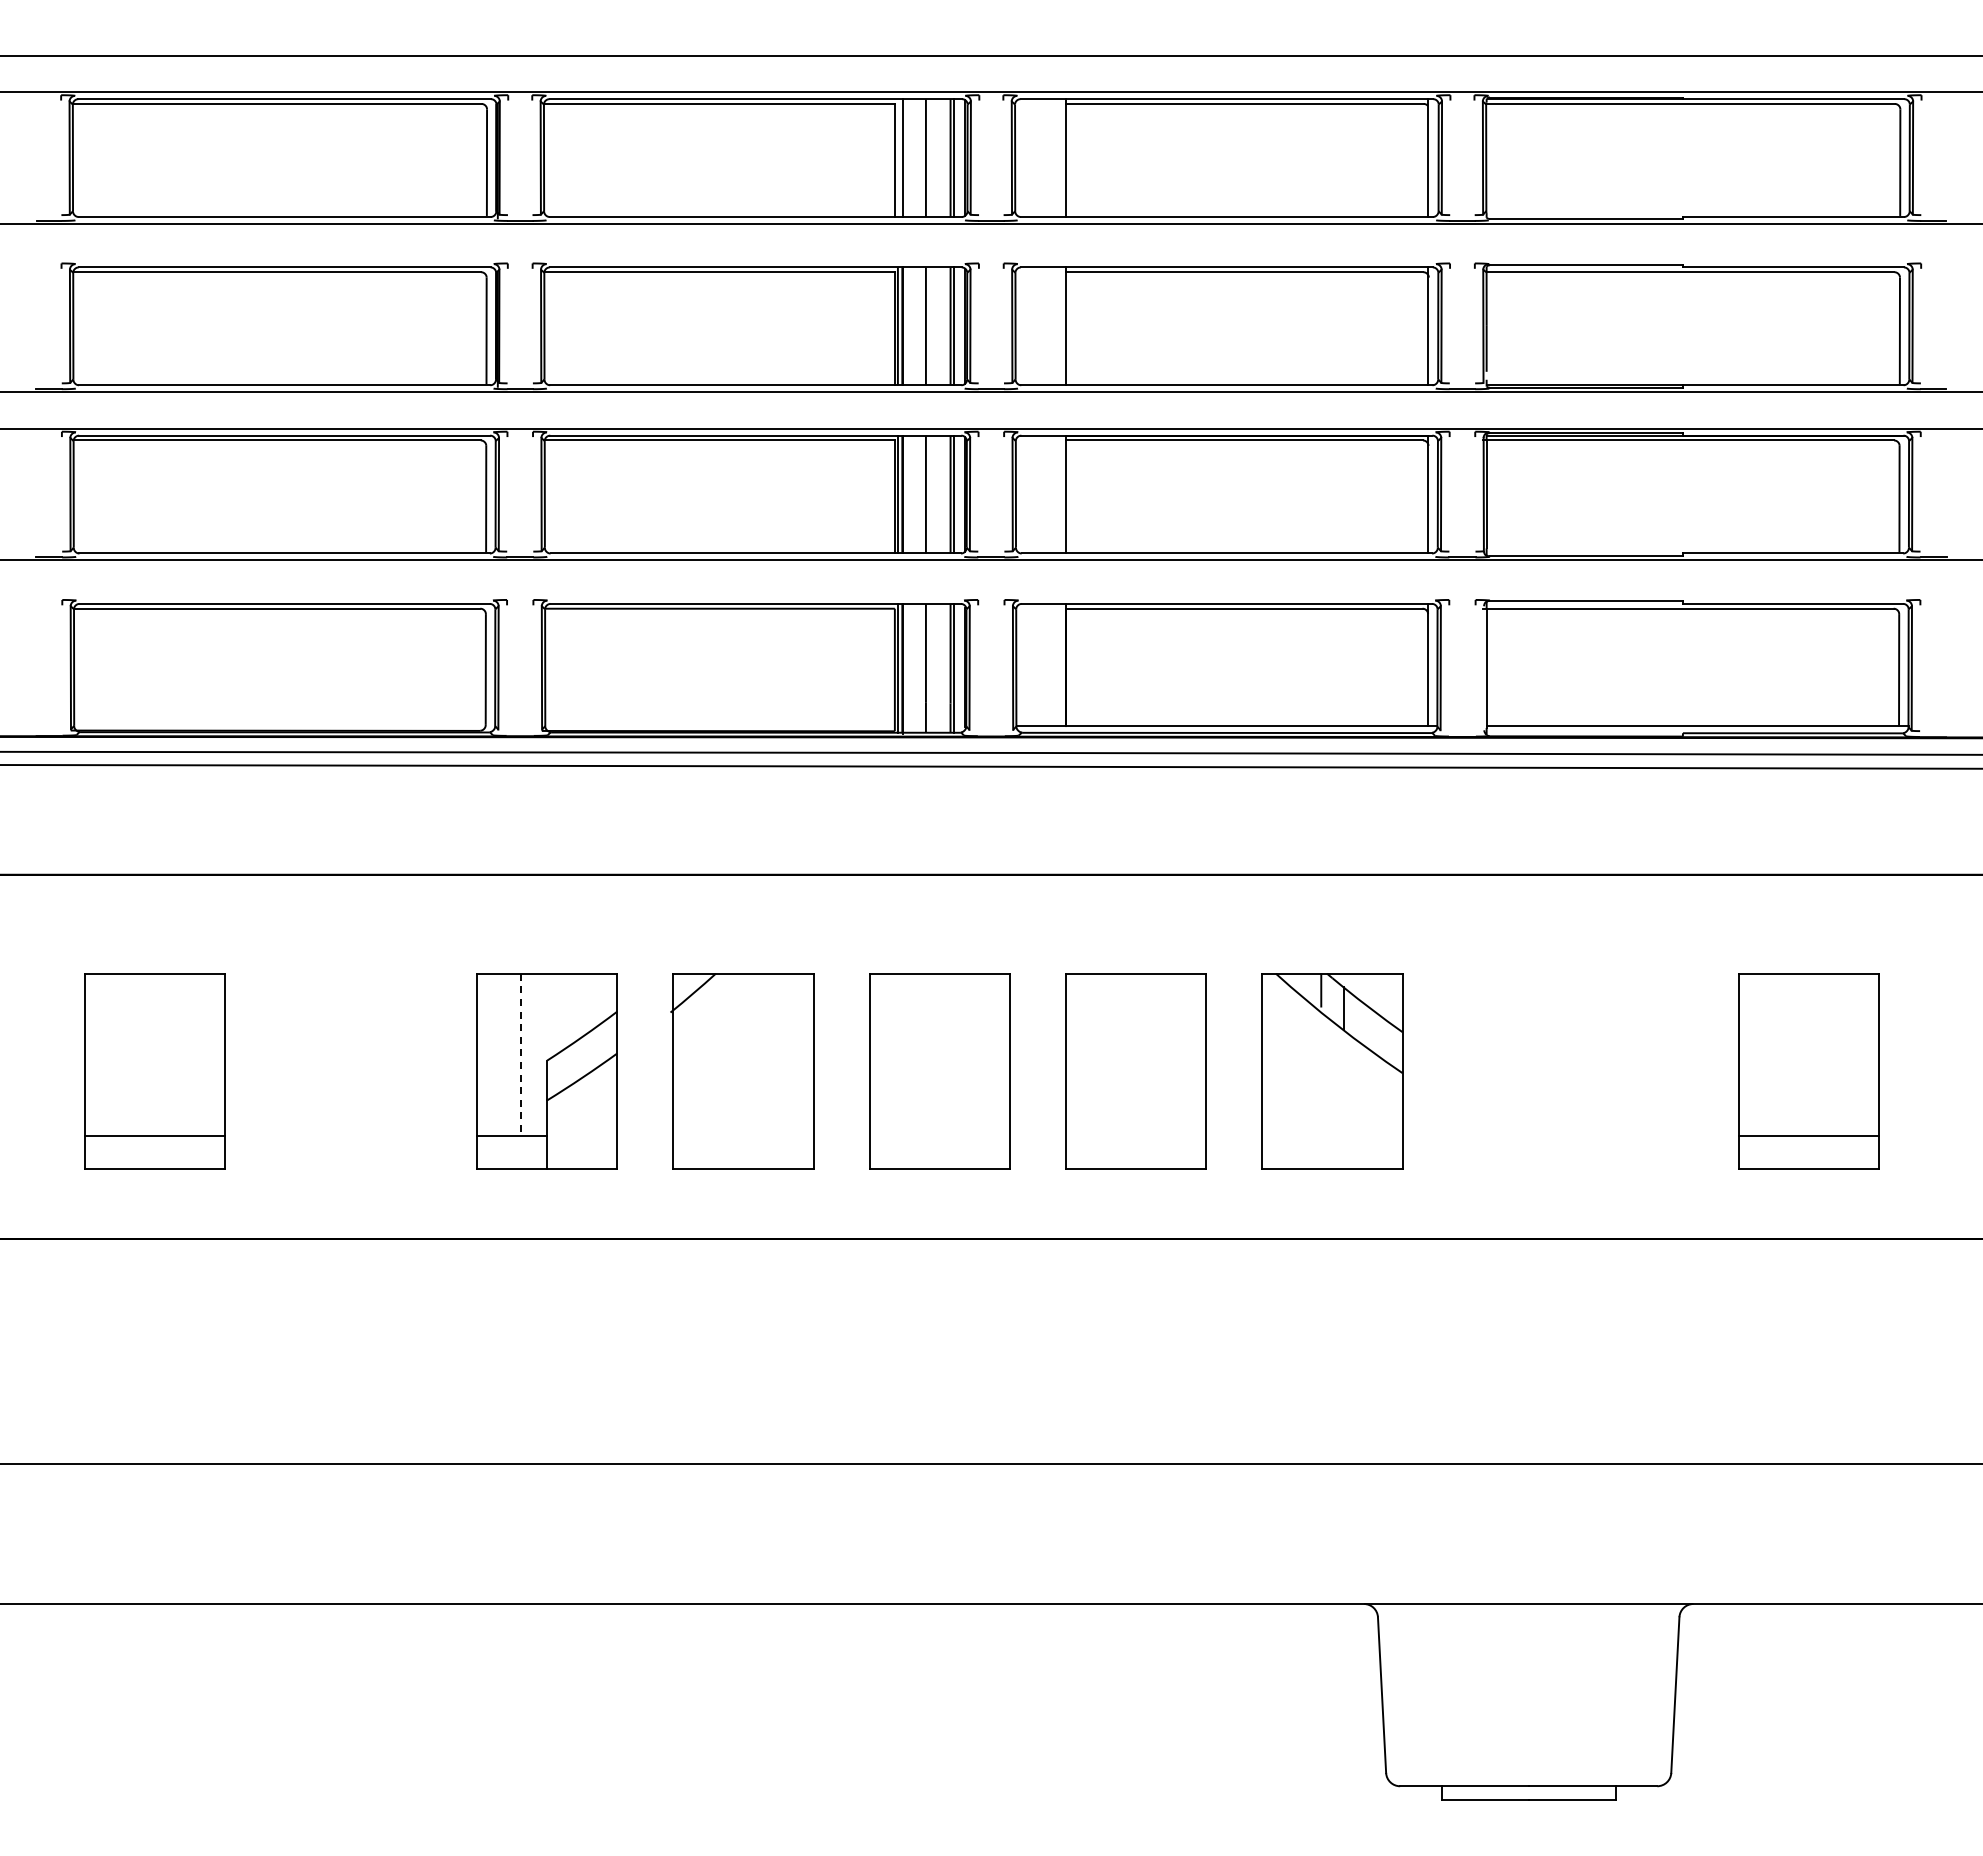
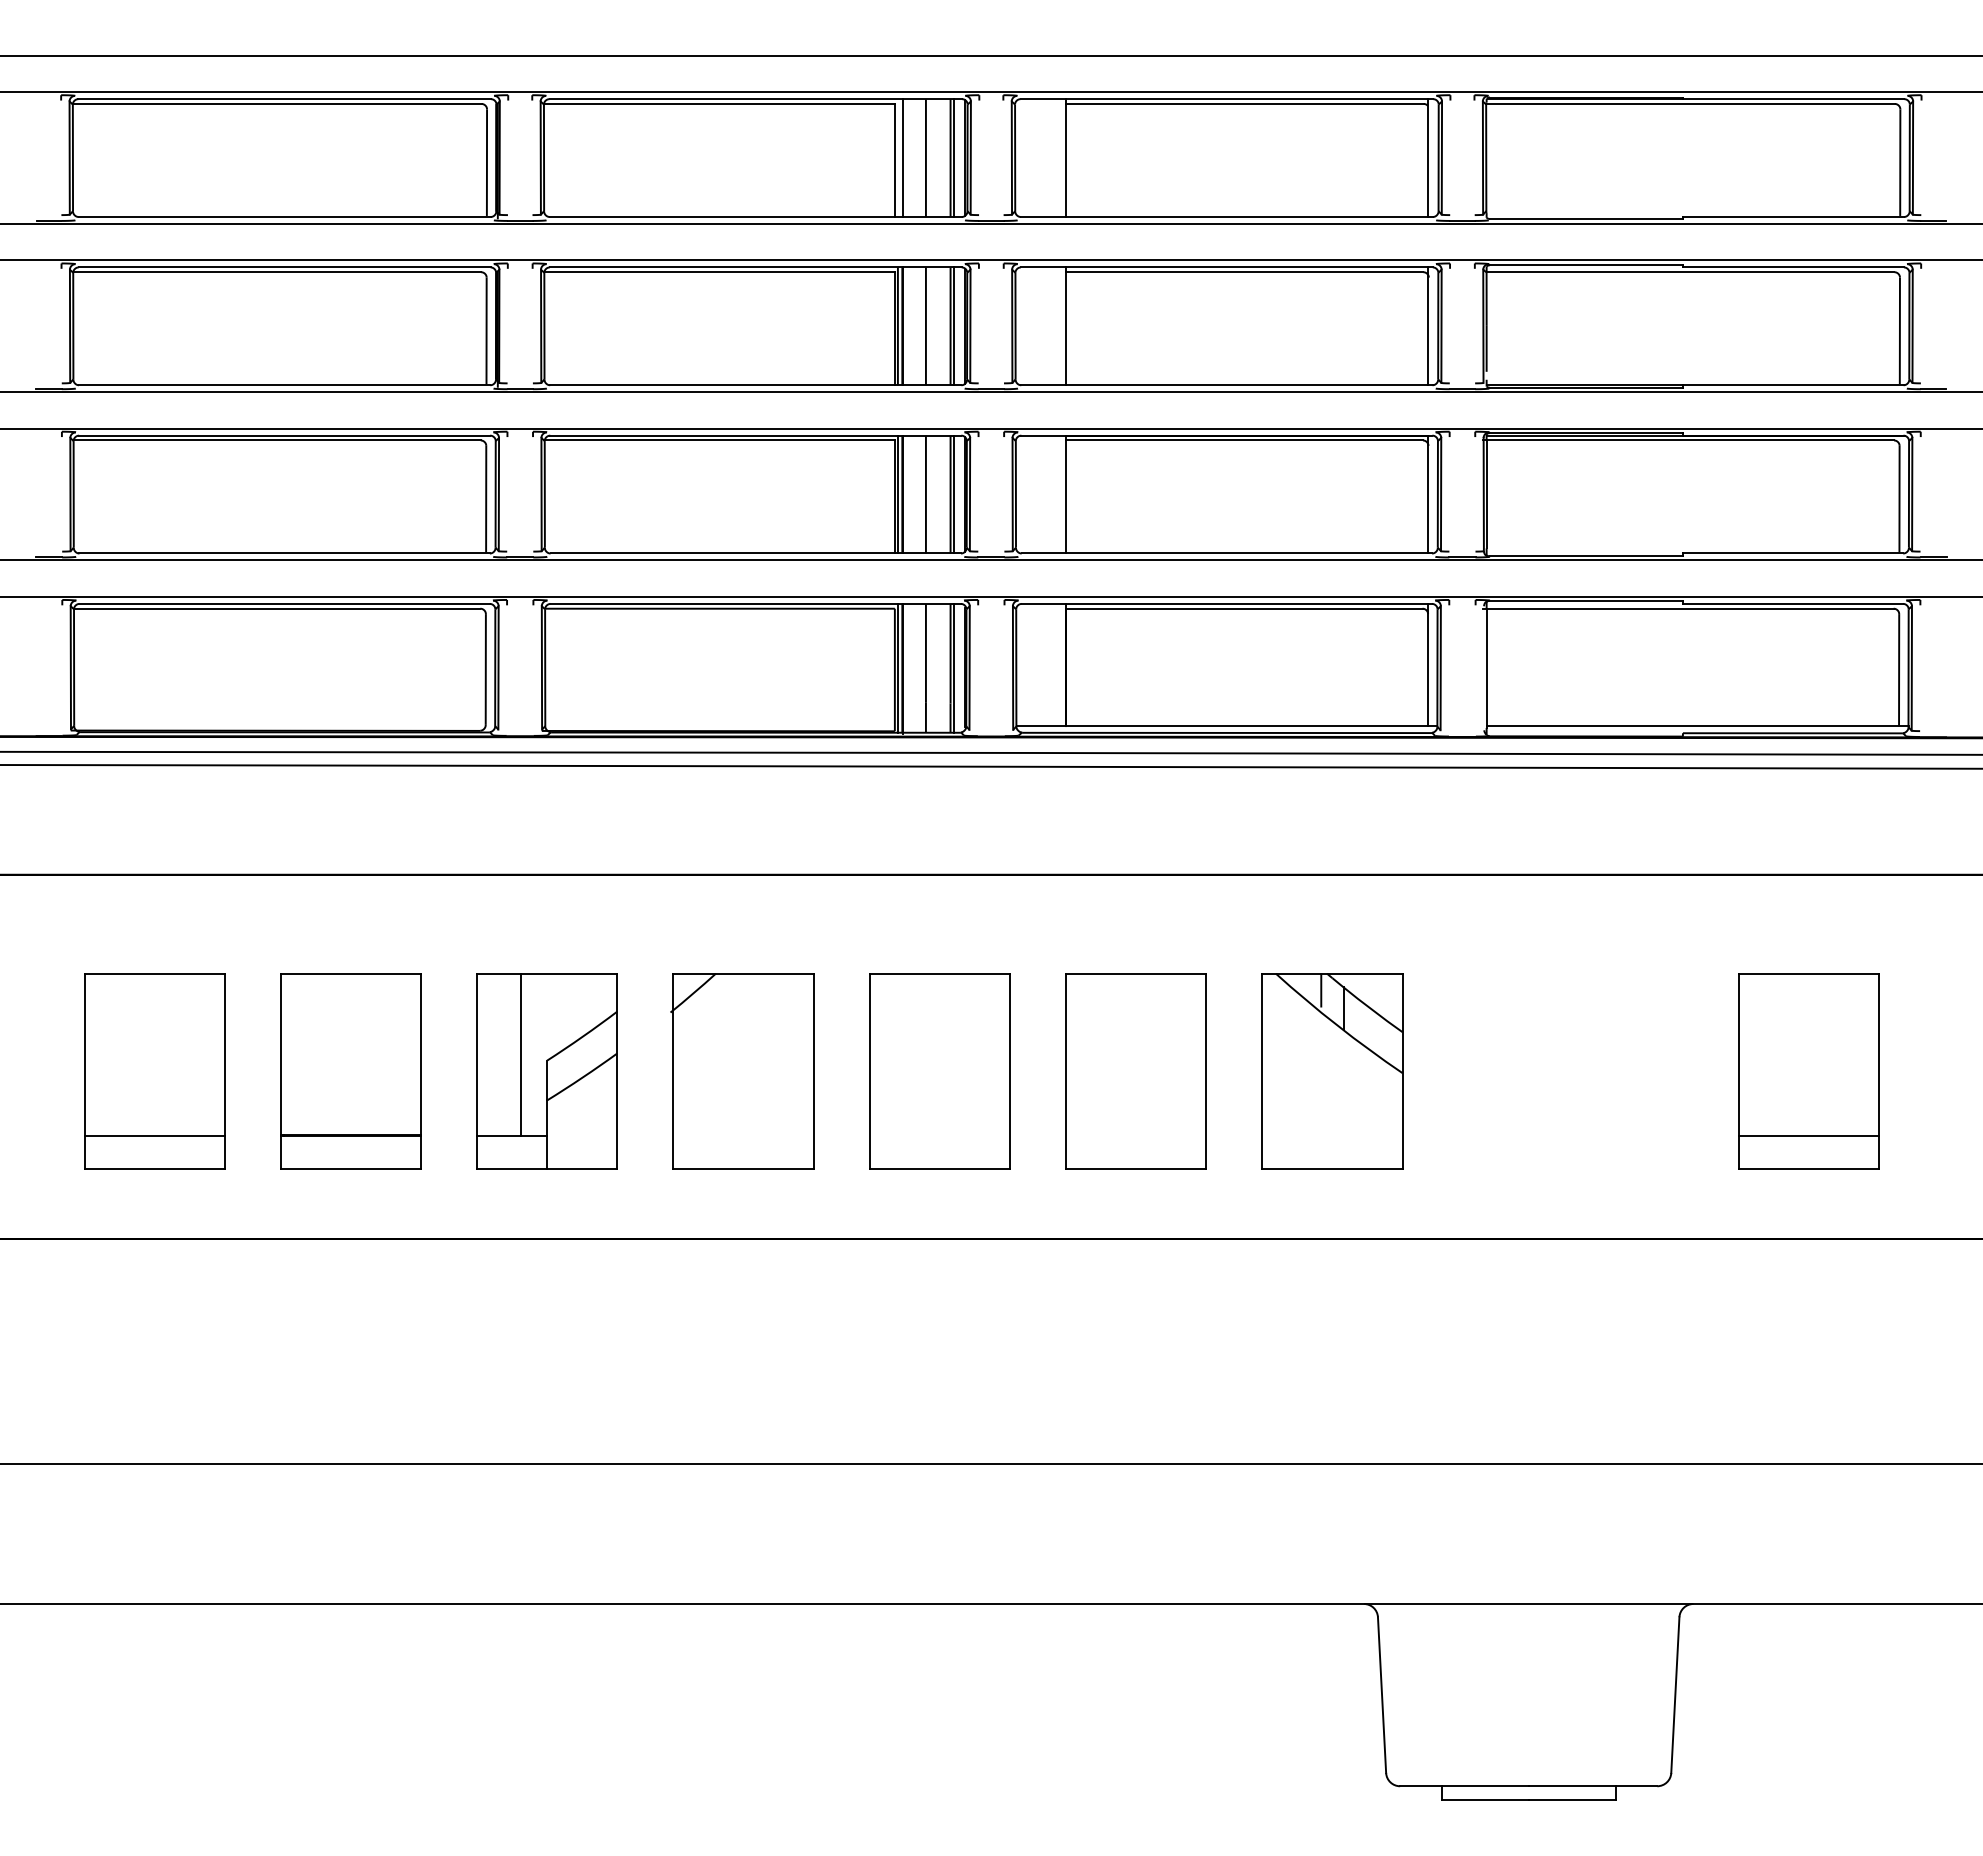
line: none -> present (990, 260)
line: none -> present (990, 596)
line: dashed -> solid (521, 1054)
part: none -> present (350, 1071)
